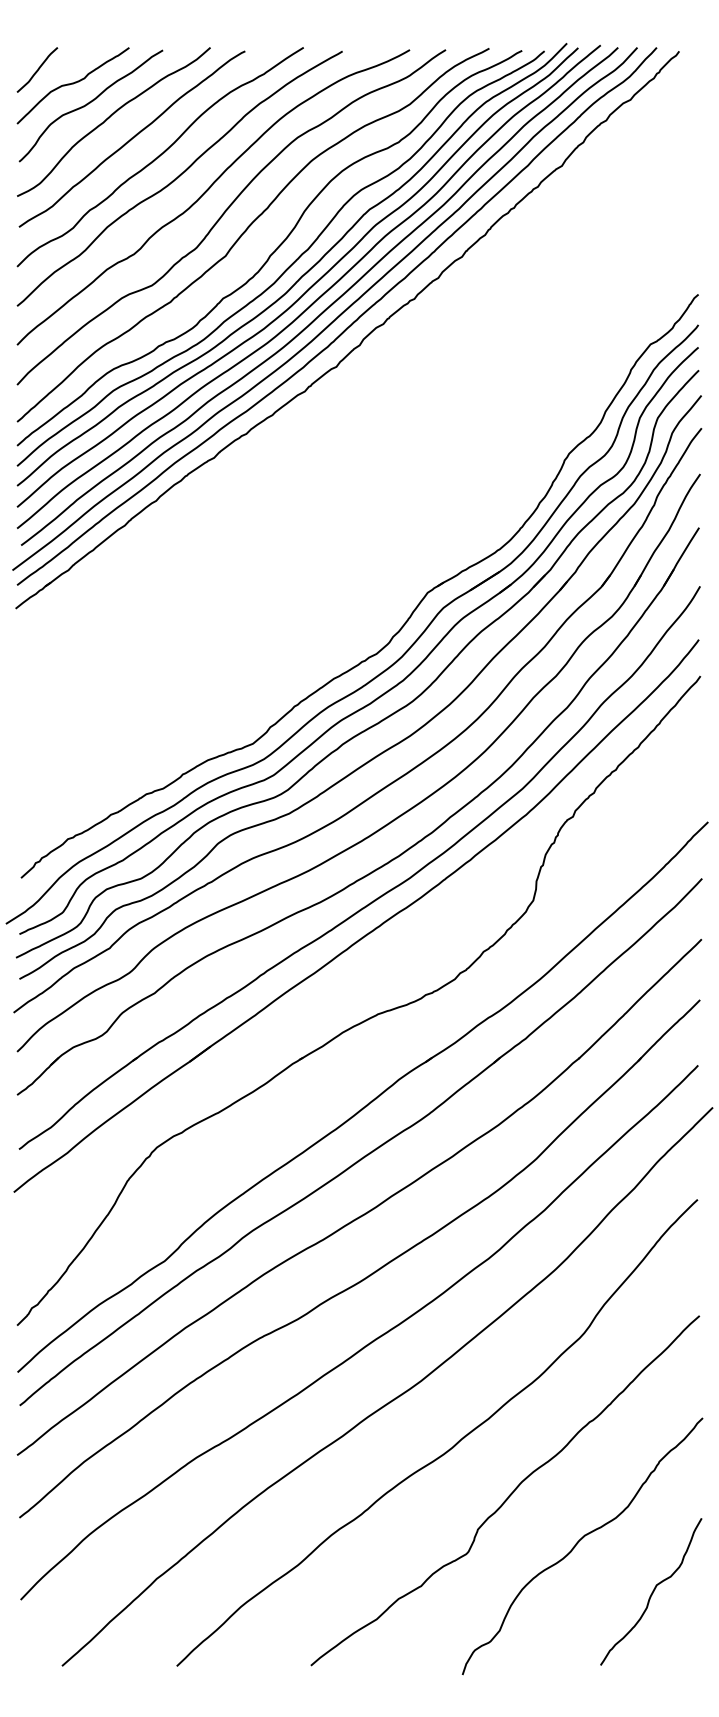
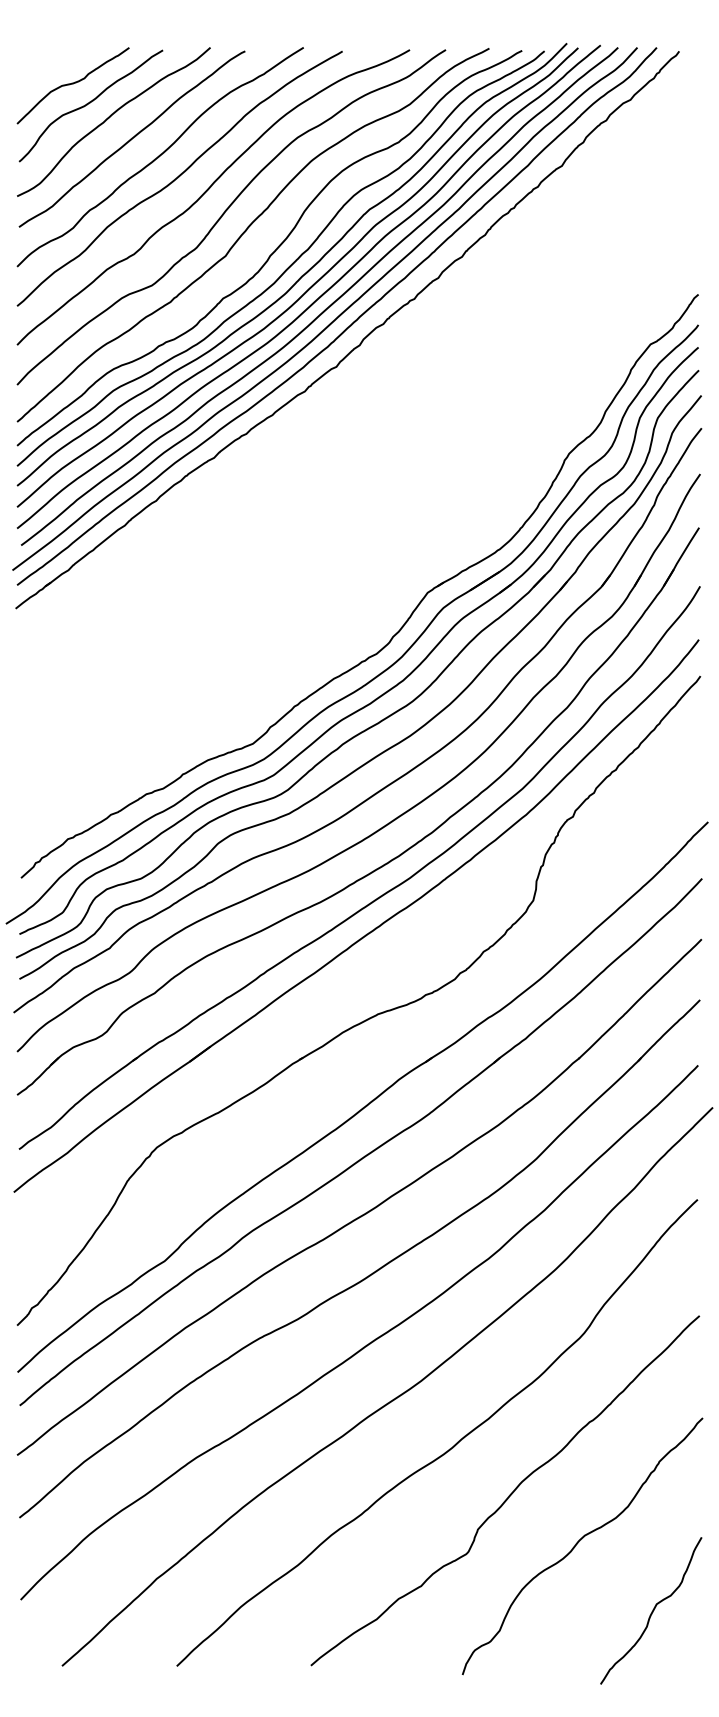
curve: present -> none (37, 69)
curve position: (652, 1591) -> (652, 1610) (652, 1610)
